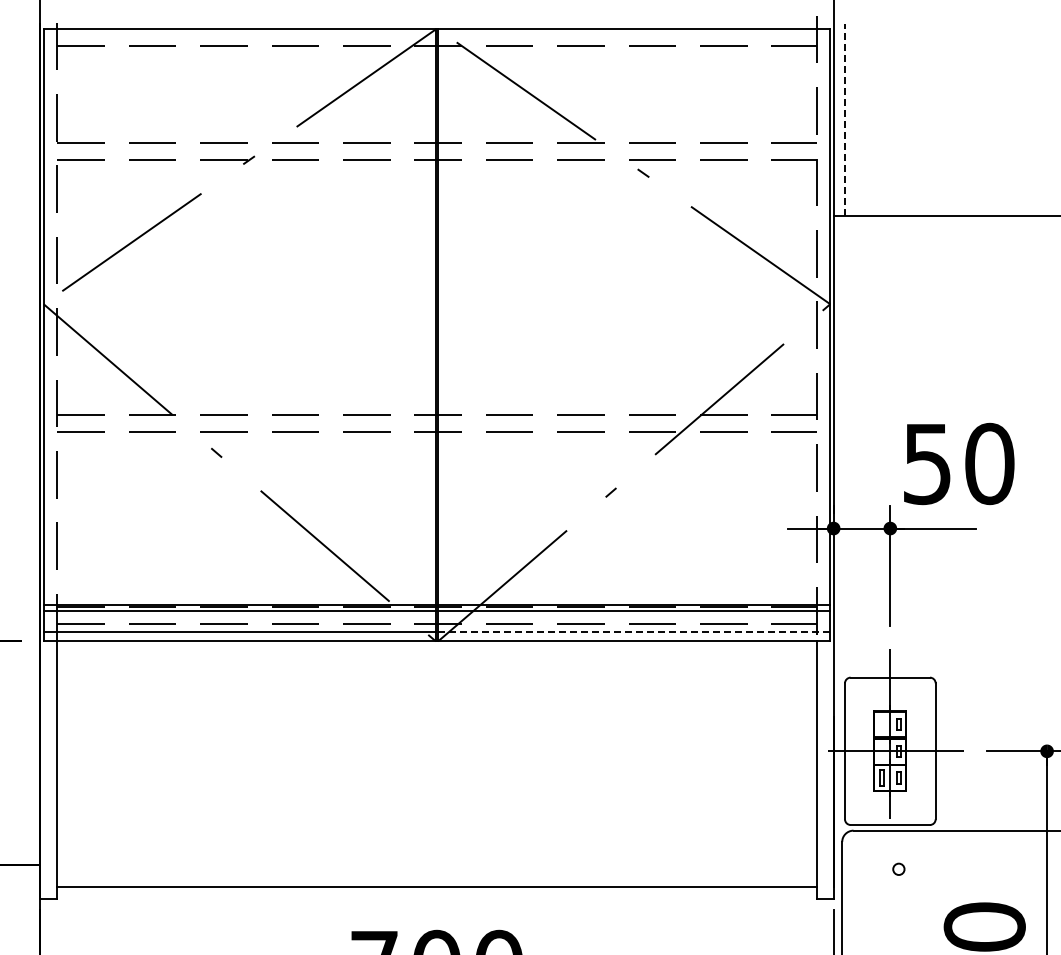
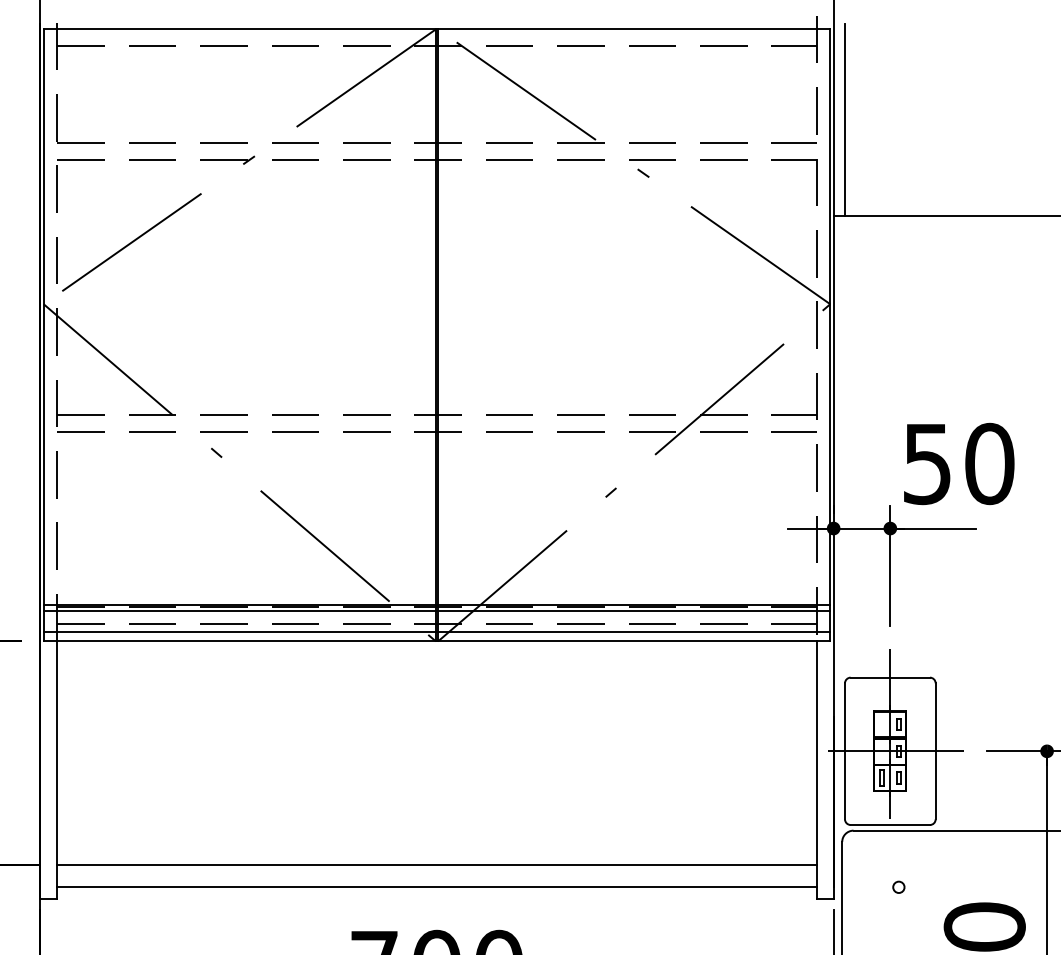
line: dashed -> solid (845, 119)
line: dashed -> solid (633, 632)
line: none -> present (436, 864)
circle position: (898, 868) -> (898, 886) (898, 886)
